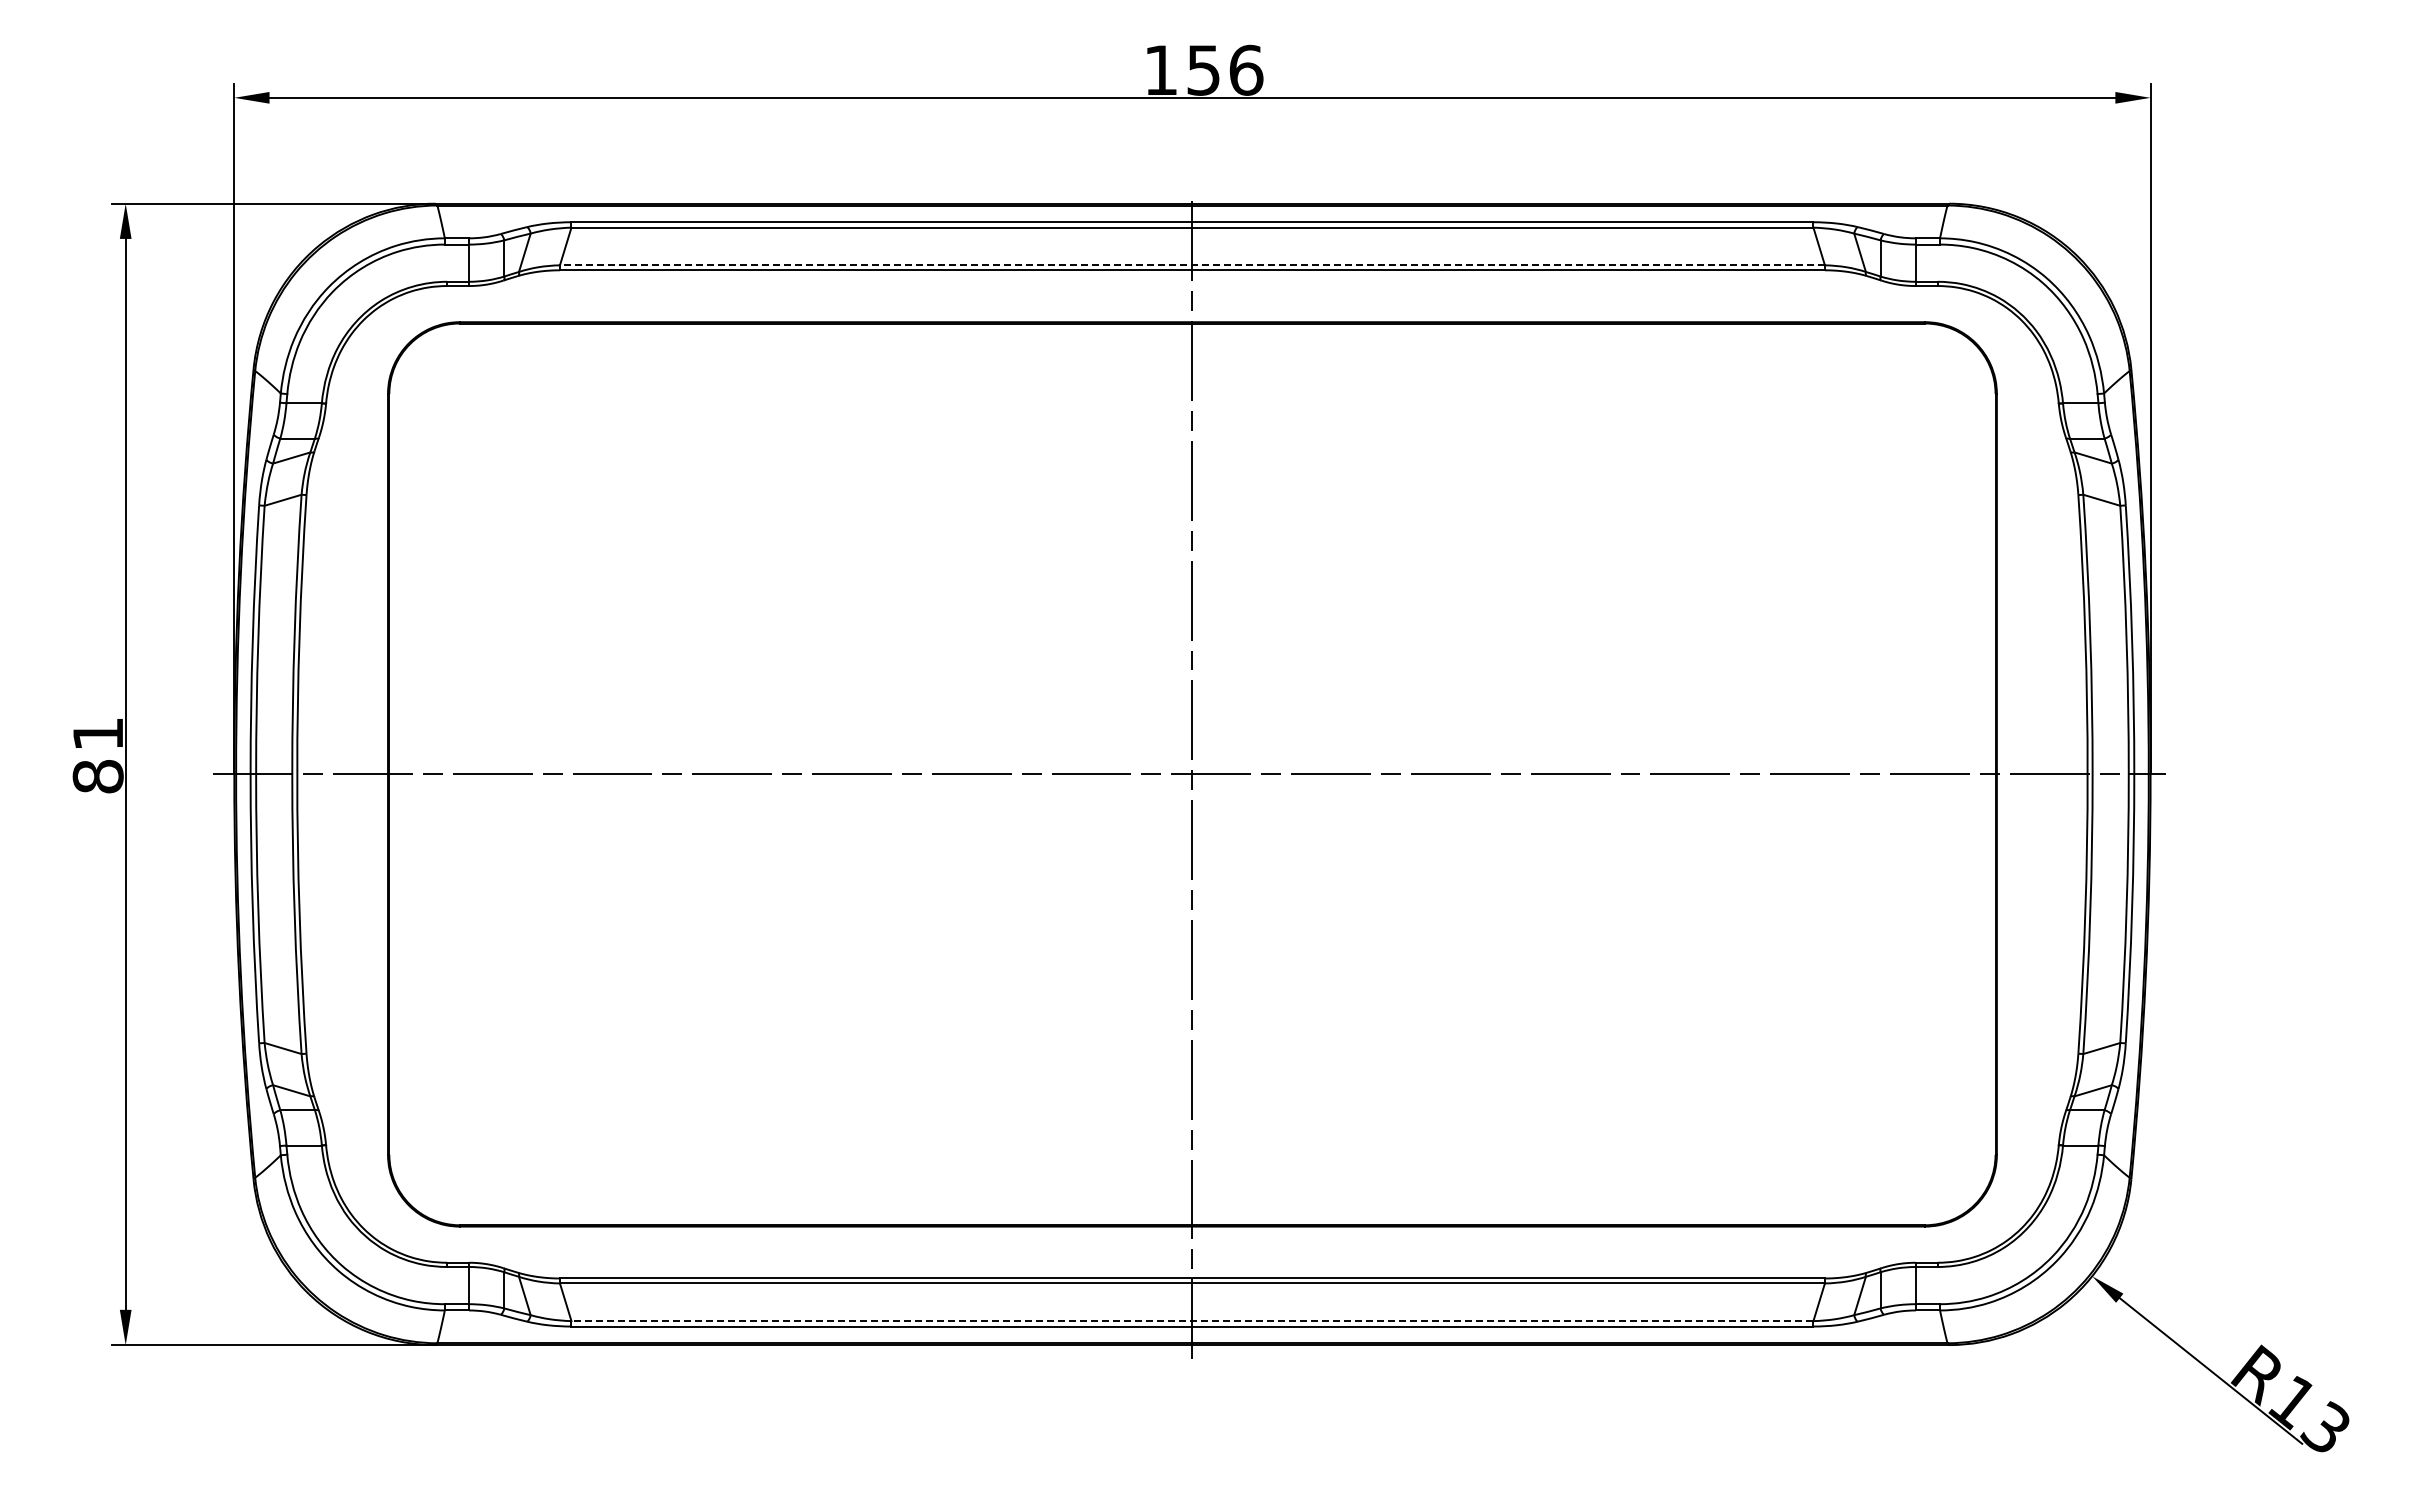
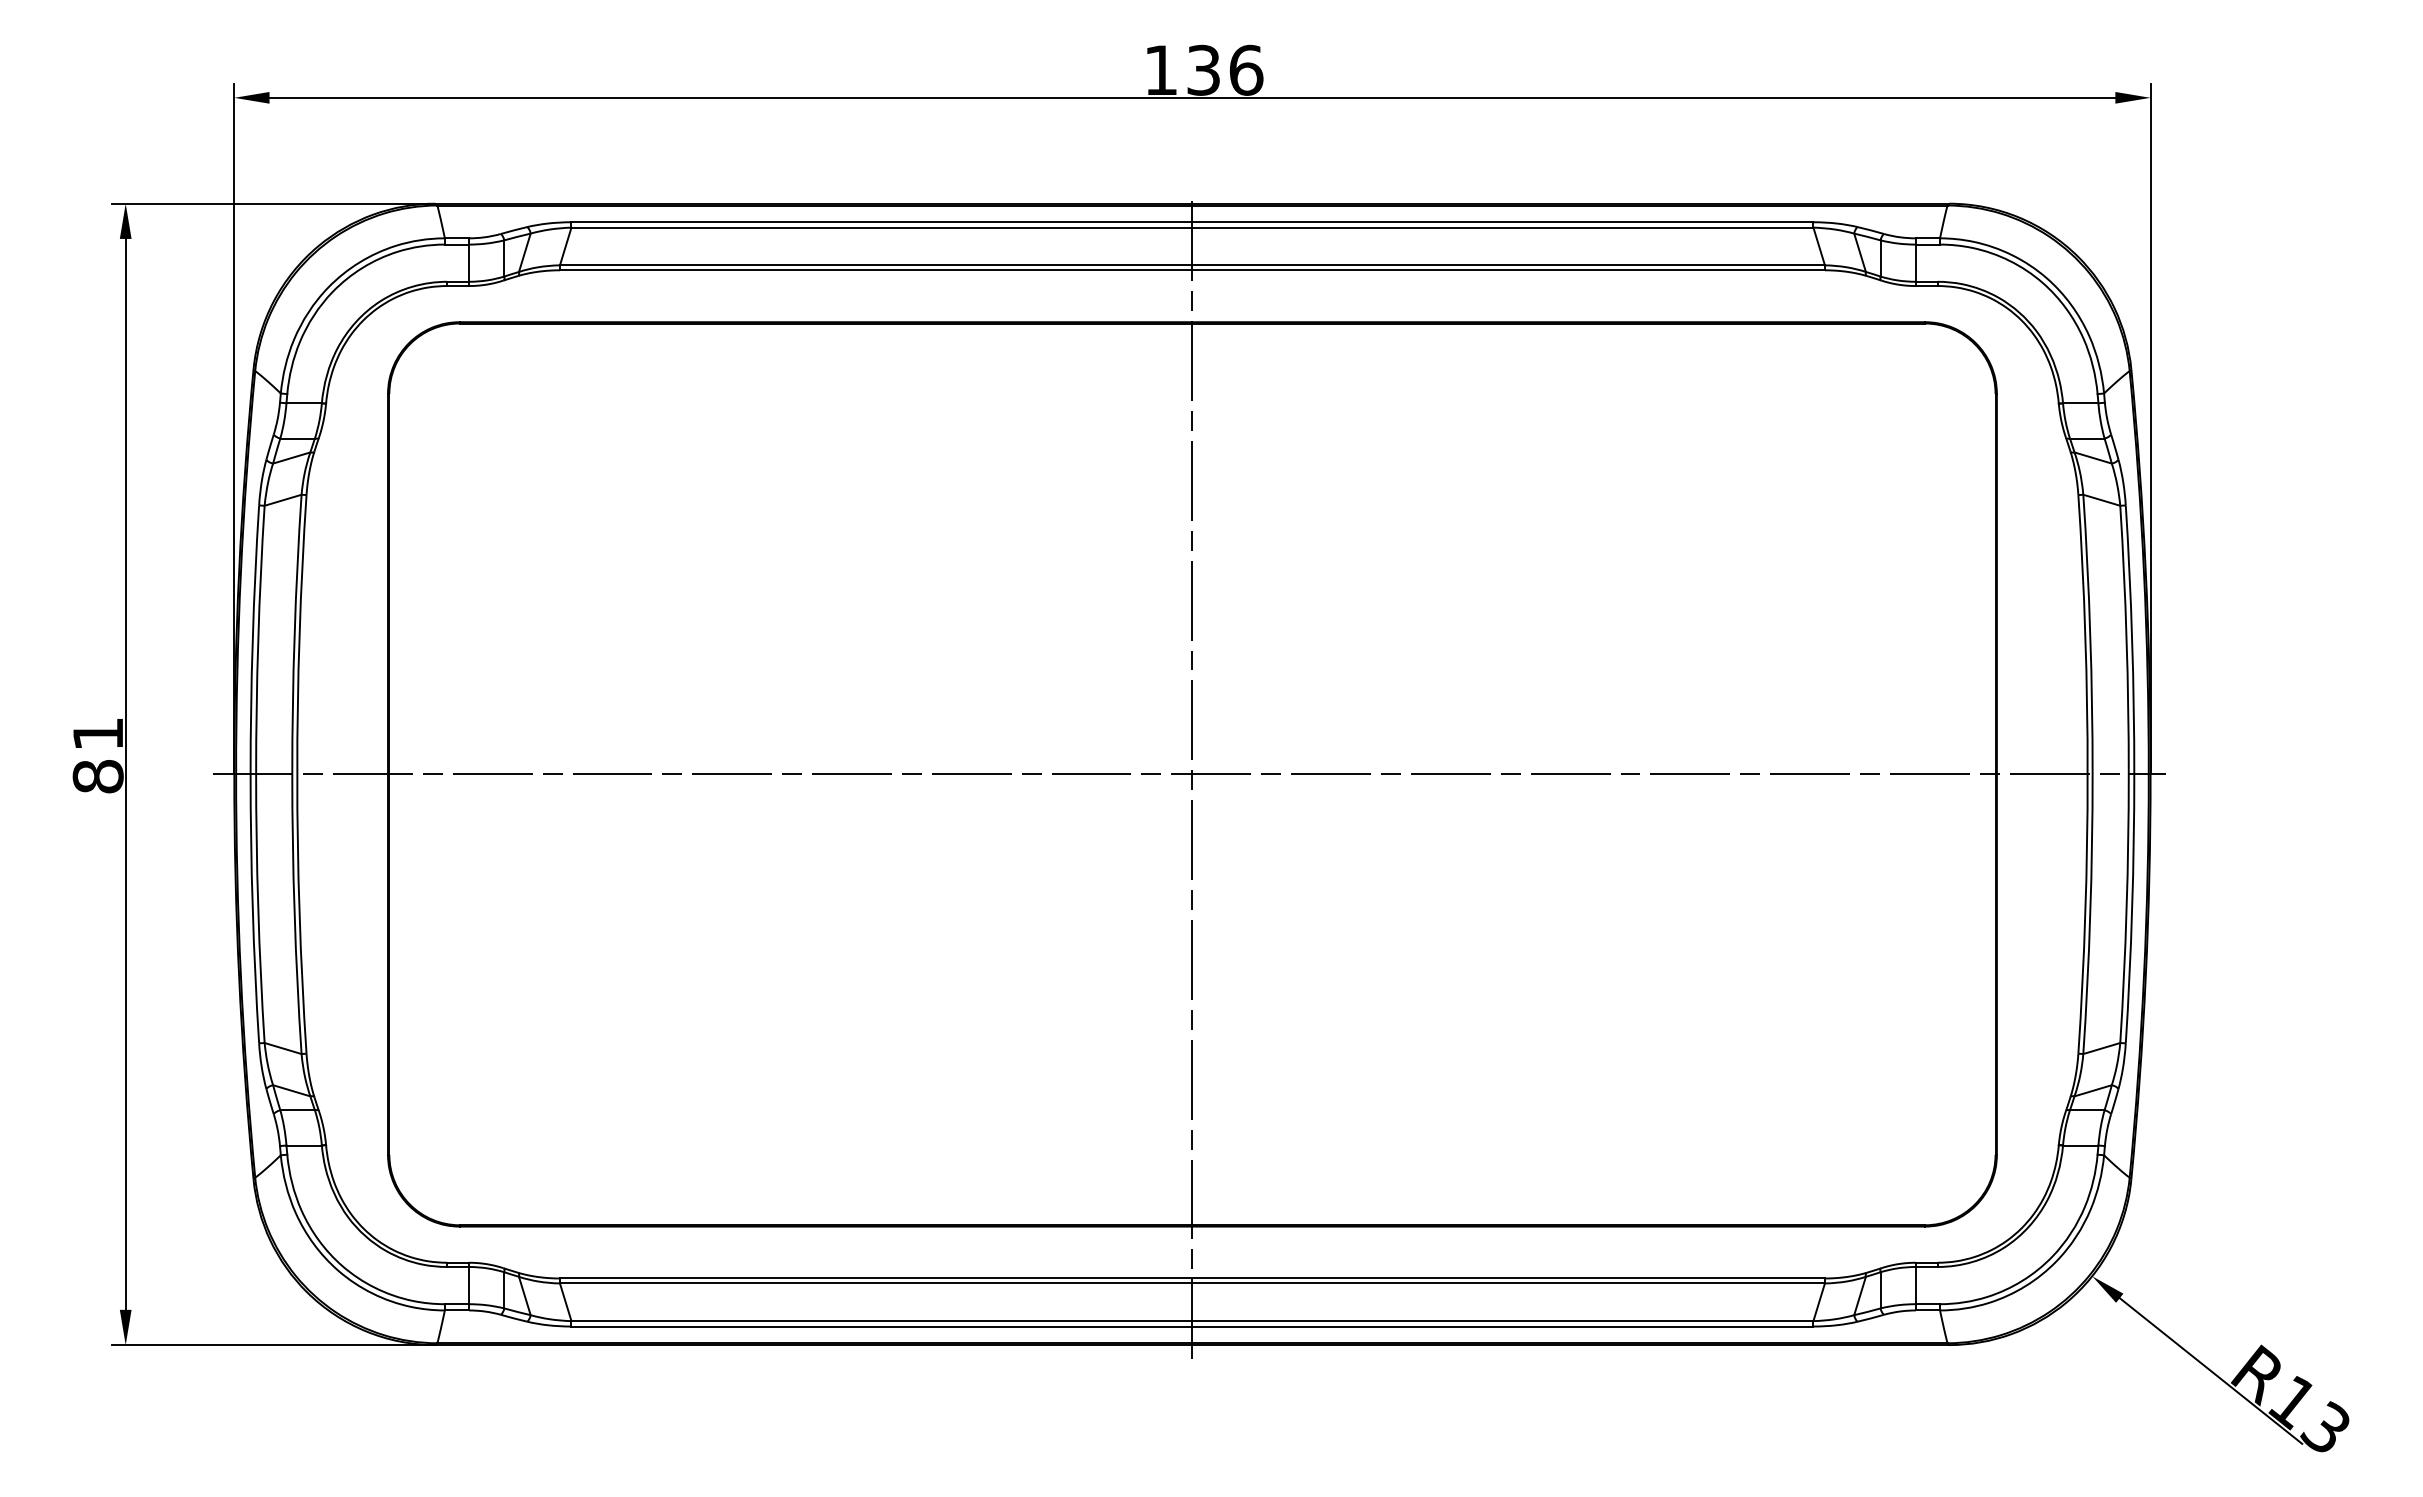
text: 156 -> 136 (1203, 69)
line: dashed -> solid (1191, 265)
line: dashed -> solid (1192, 1321)
